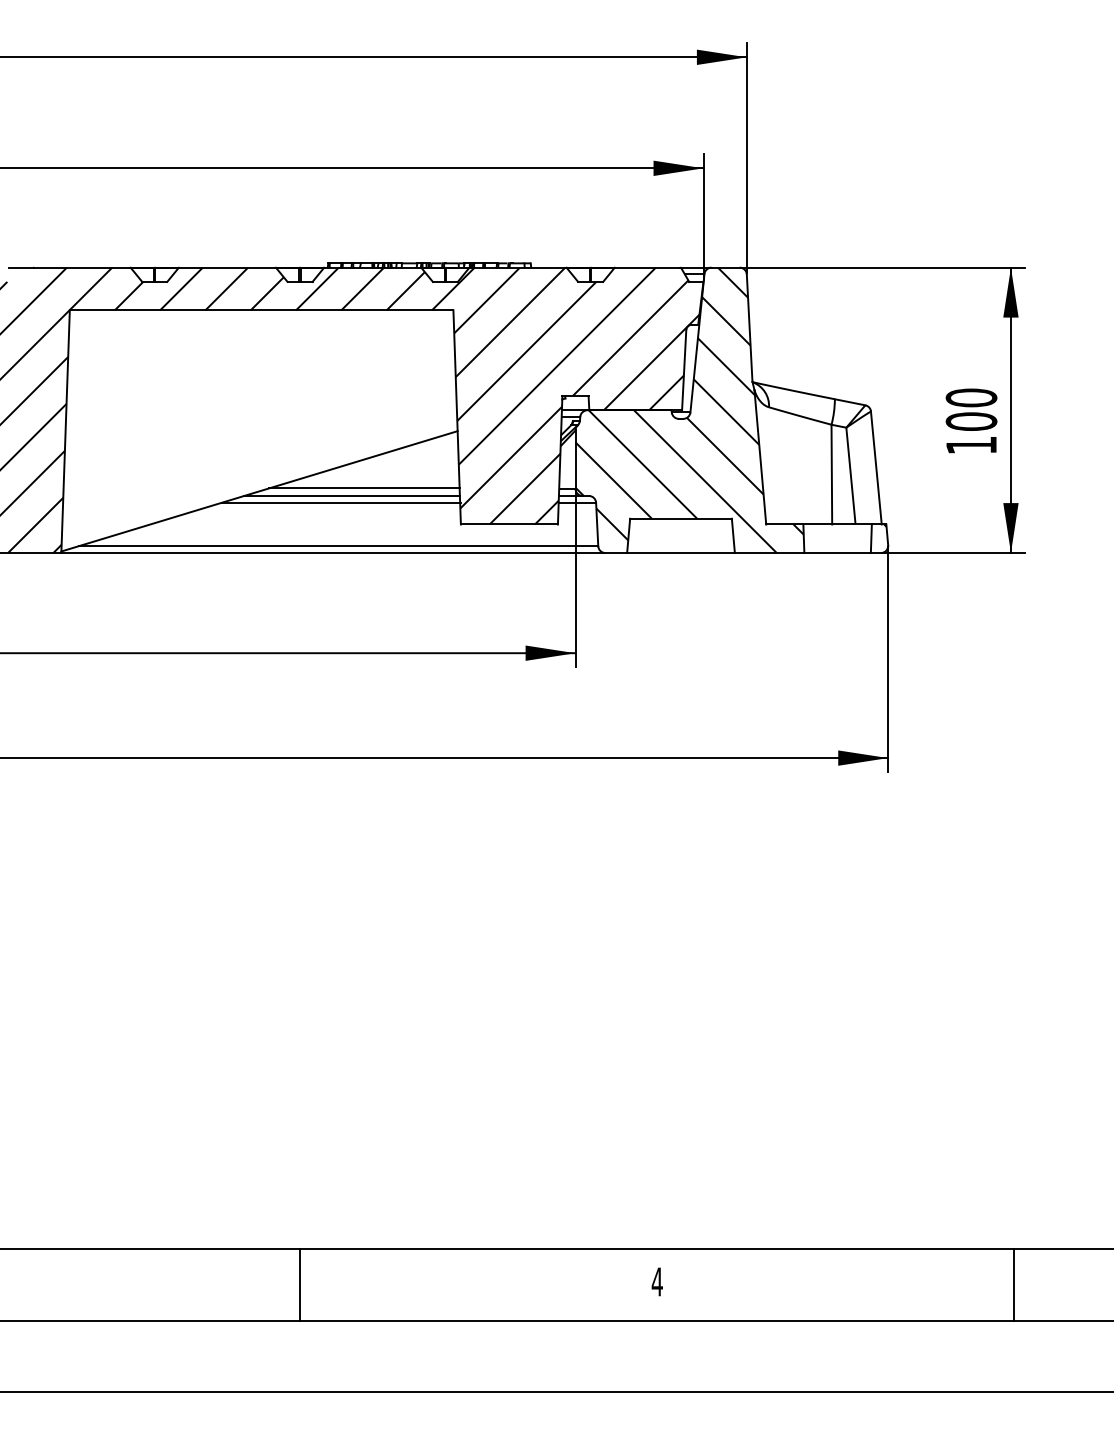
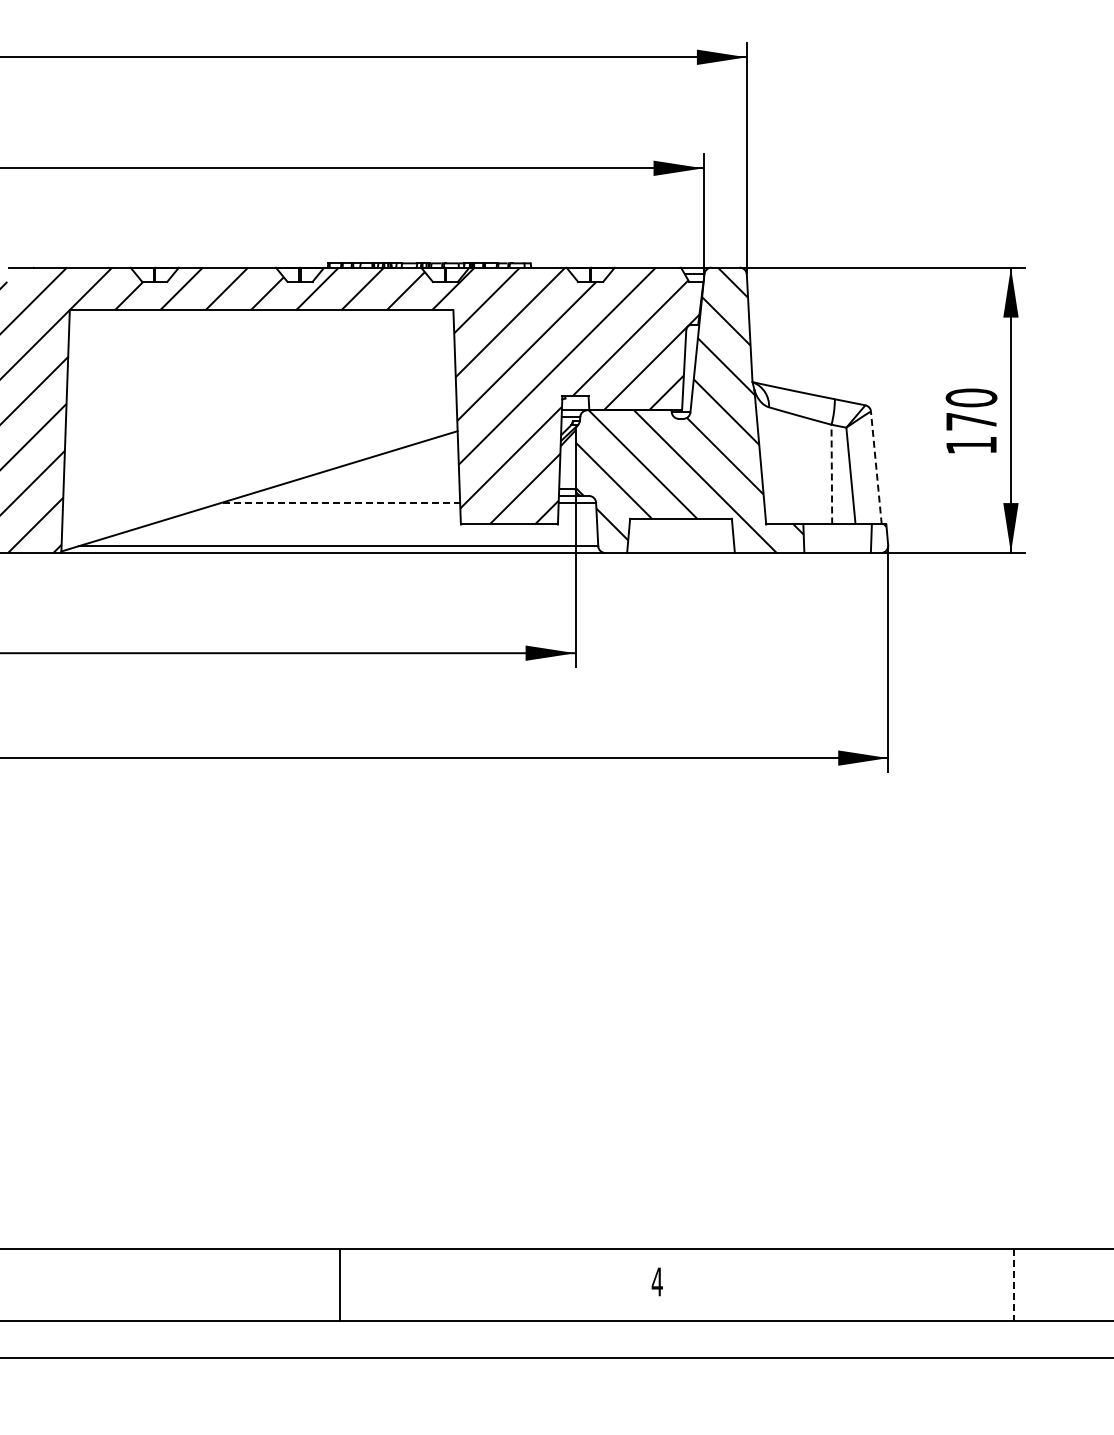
text: 100 -> 170 (971, 421)
line: solid -> dashed (876, 468)
line: solid -> dashed (831, 474)
line: present -> none (364, 488)
line: present -> none (352, 495)
line: solid -> dashed (340, 502)
line position: (300, 1284) -> (340, 1284) (340, 1284)
line: solid -> dashed (1013, 1284)
line position: (556, 1391) -> (556, 1357) (556, 1357)
